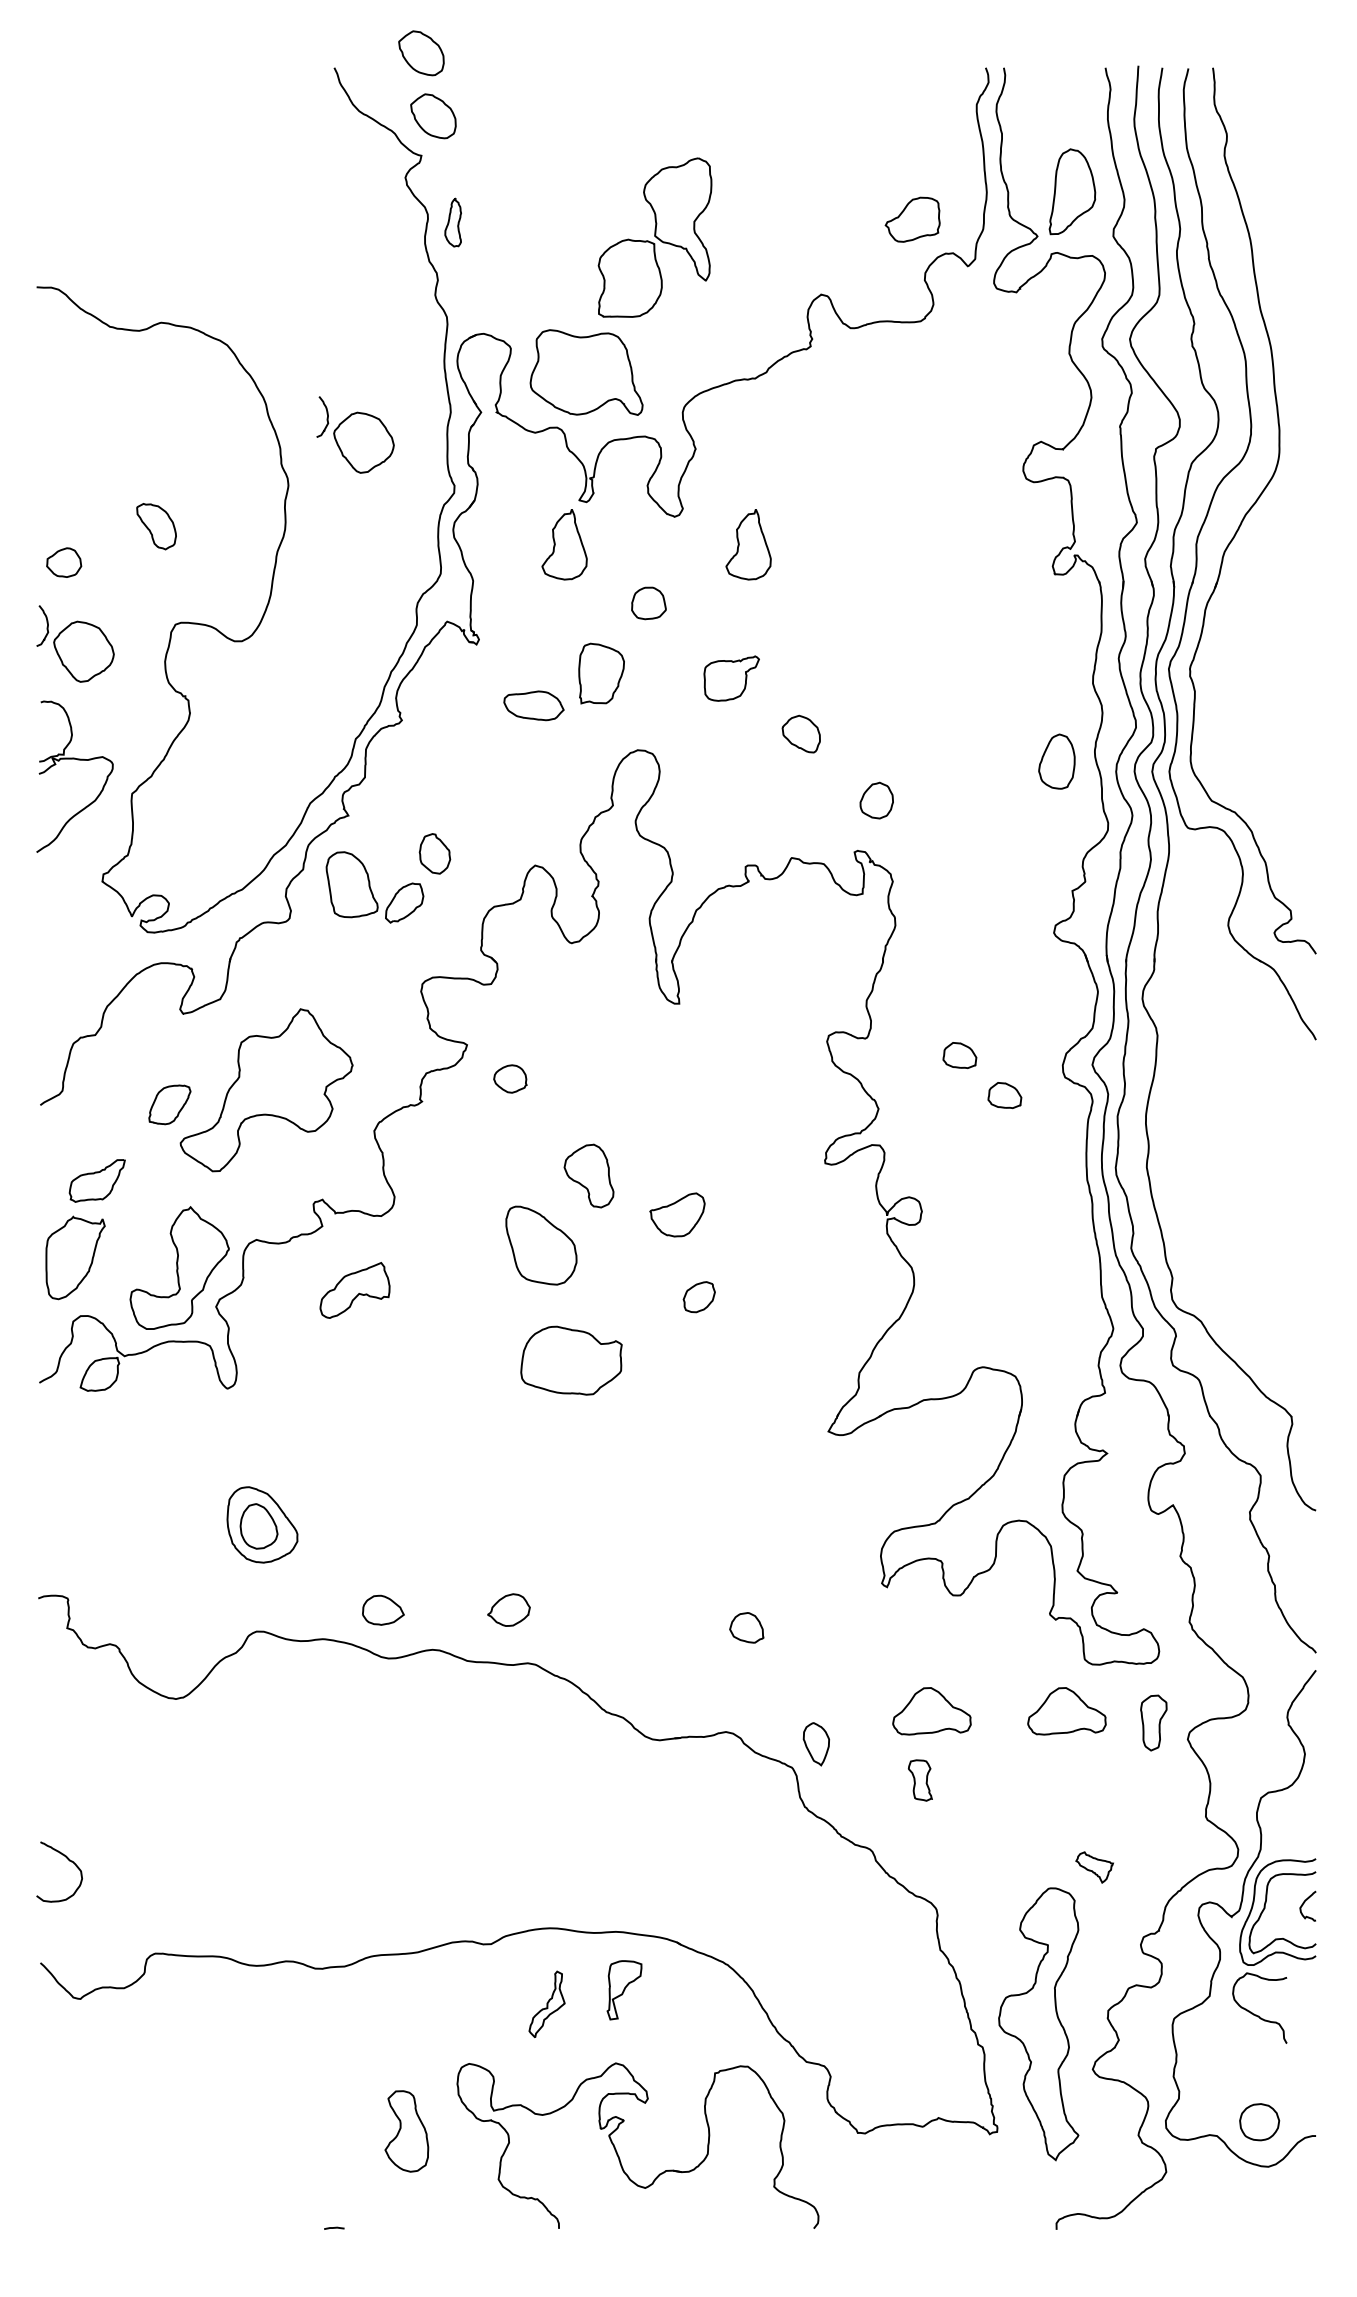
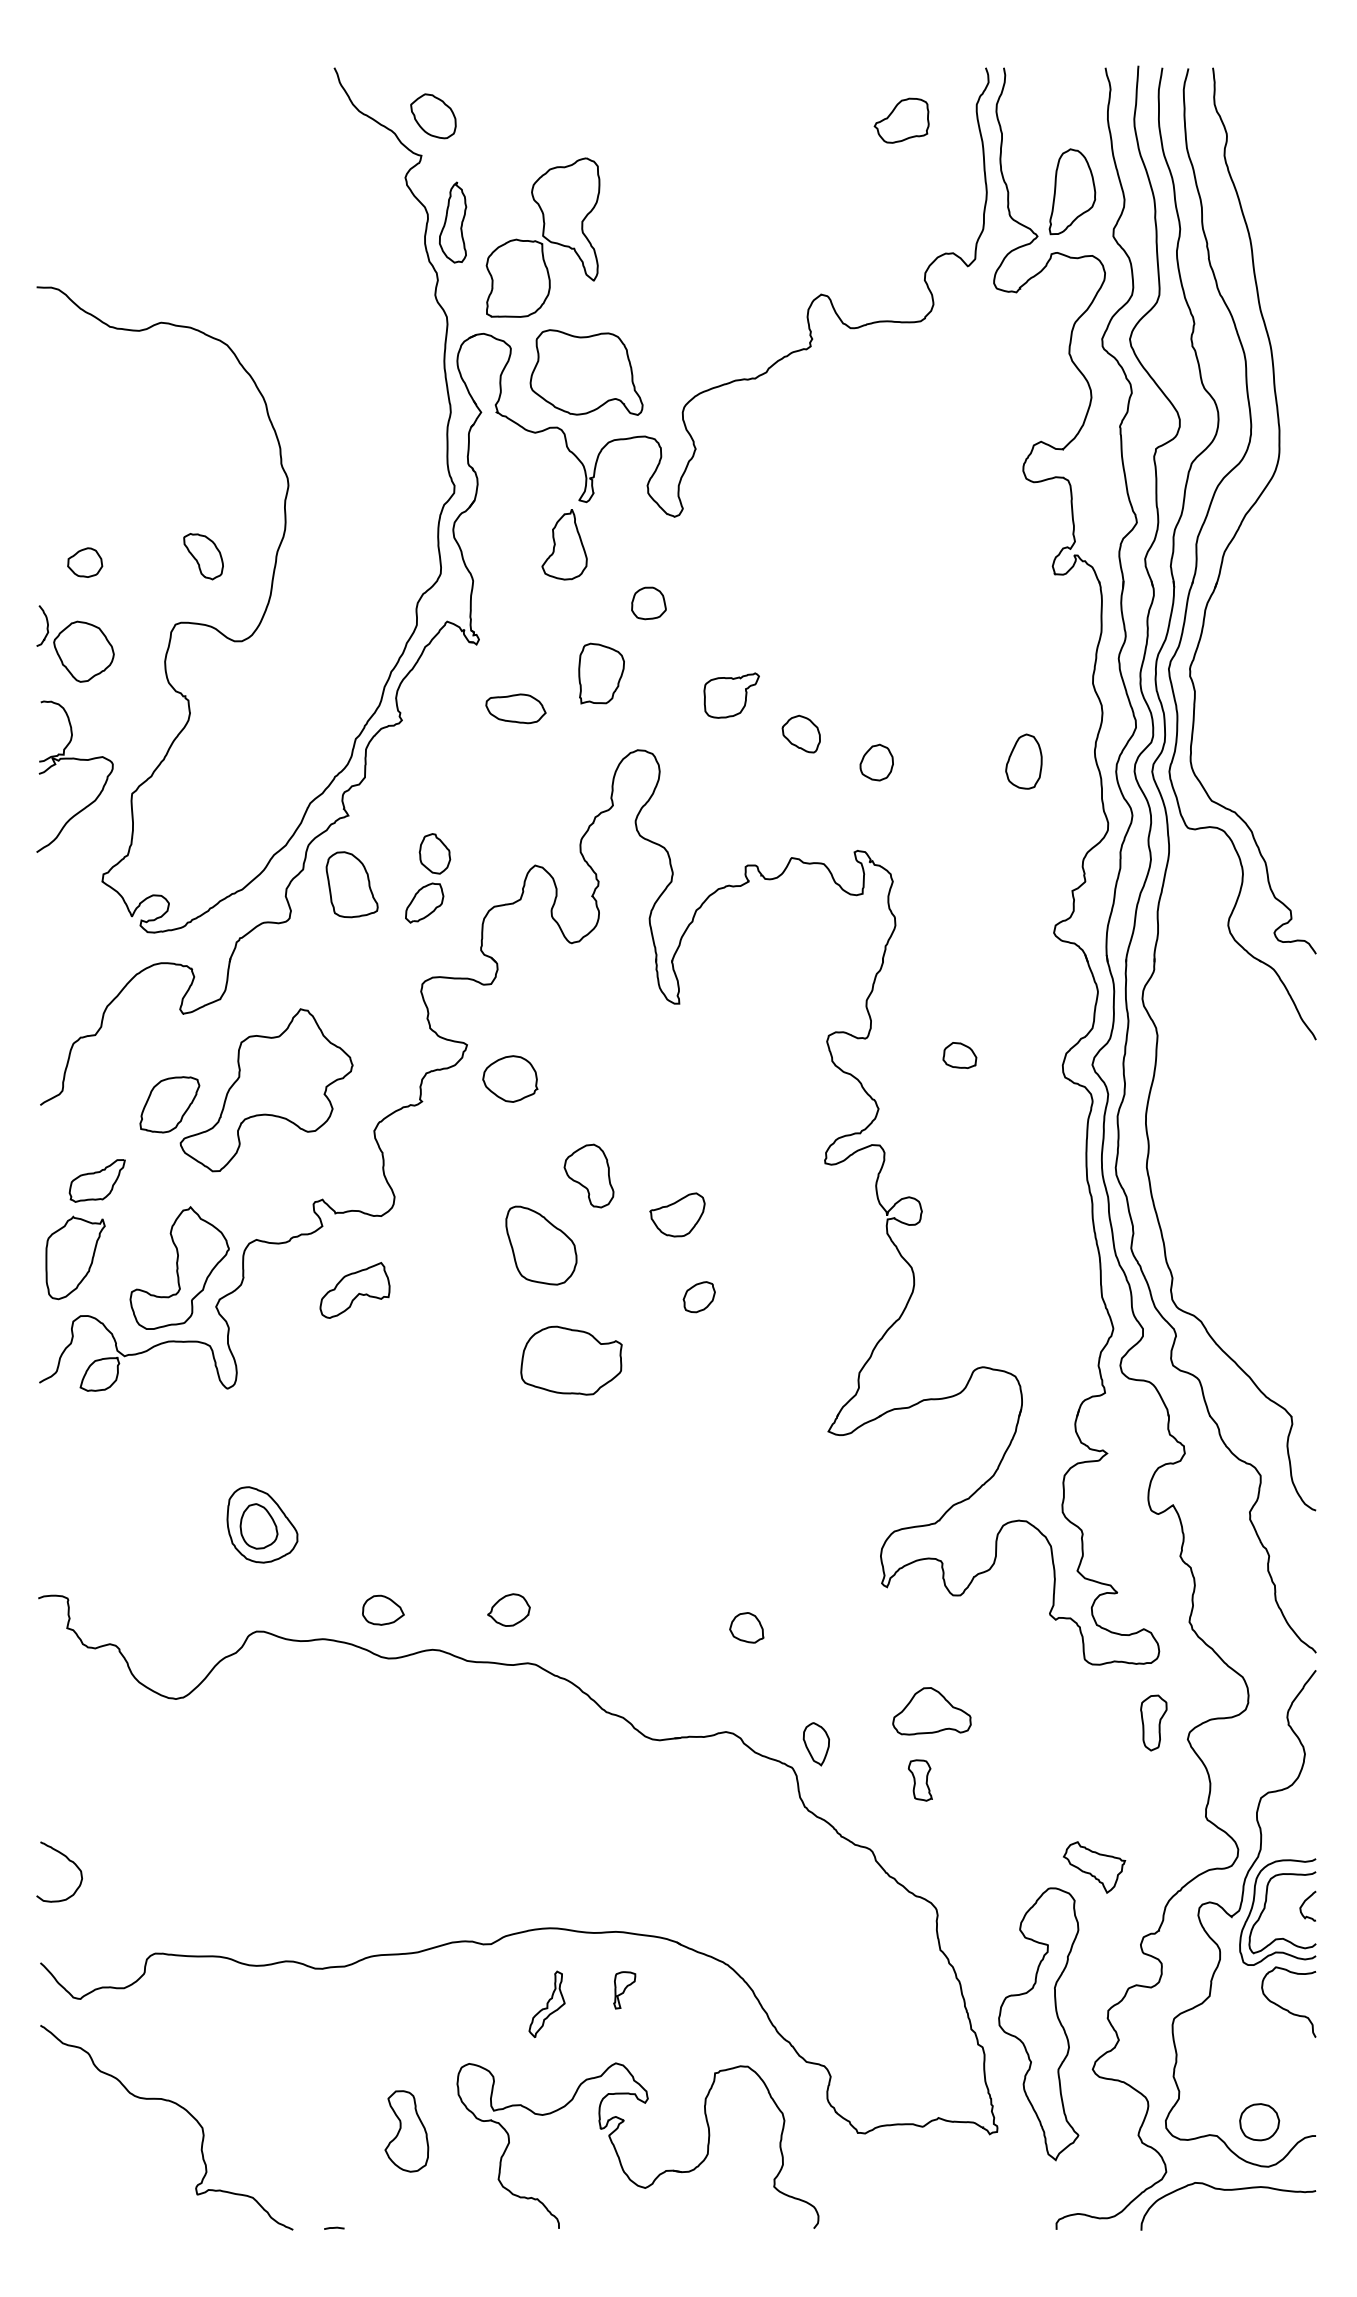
part: present -> none (421, 53)
part position: (912, 219) -> (901, 120) (901, 120)
part size: 18x51 px -> 29x83 px (453, 222)
part position: (654, 237) -> (542, 237) (542, 237)
part: present -> none (355, 434)
part position: (156, 526) -> (203, 556) (203, 556)
part: present -> none (748, 544)
part position: (64, 562) -> (85, 562) (85, 562)
part position: (731, 678) -> (731, 695) (731, 695)
part position: (533, 705) -> (515, 708) (515, 708)
part position: (1056, 761) -> (1023, 761) (1023, 761)
part position: (876, 800) -> (876, 762) (876, 762)
part position: (404, 902) -> (424, 902) (424, 902)
part size: 35x30 px -> 57x48 px (510, 1078)
part: present -> none (1004, 1095)
part size: 44x42 px -> 62x58 px (169, 1104)
part: present -> none (1066, 1711)
part size: 39x33 px -> 64x53 px (1094, 1867)
part size: 37x61 px -> 24x39 px (624, 1990)
curve position: (1256, 2014) -> (1285, 2008) (1285, 2008)
curve: none -> present (178, 2106)
curve: none -> present (1228, 2190)
